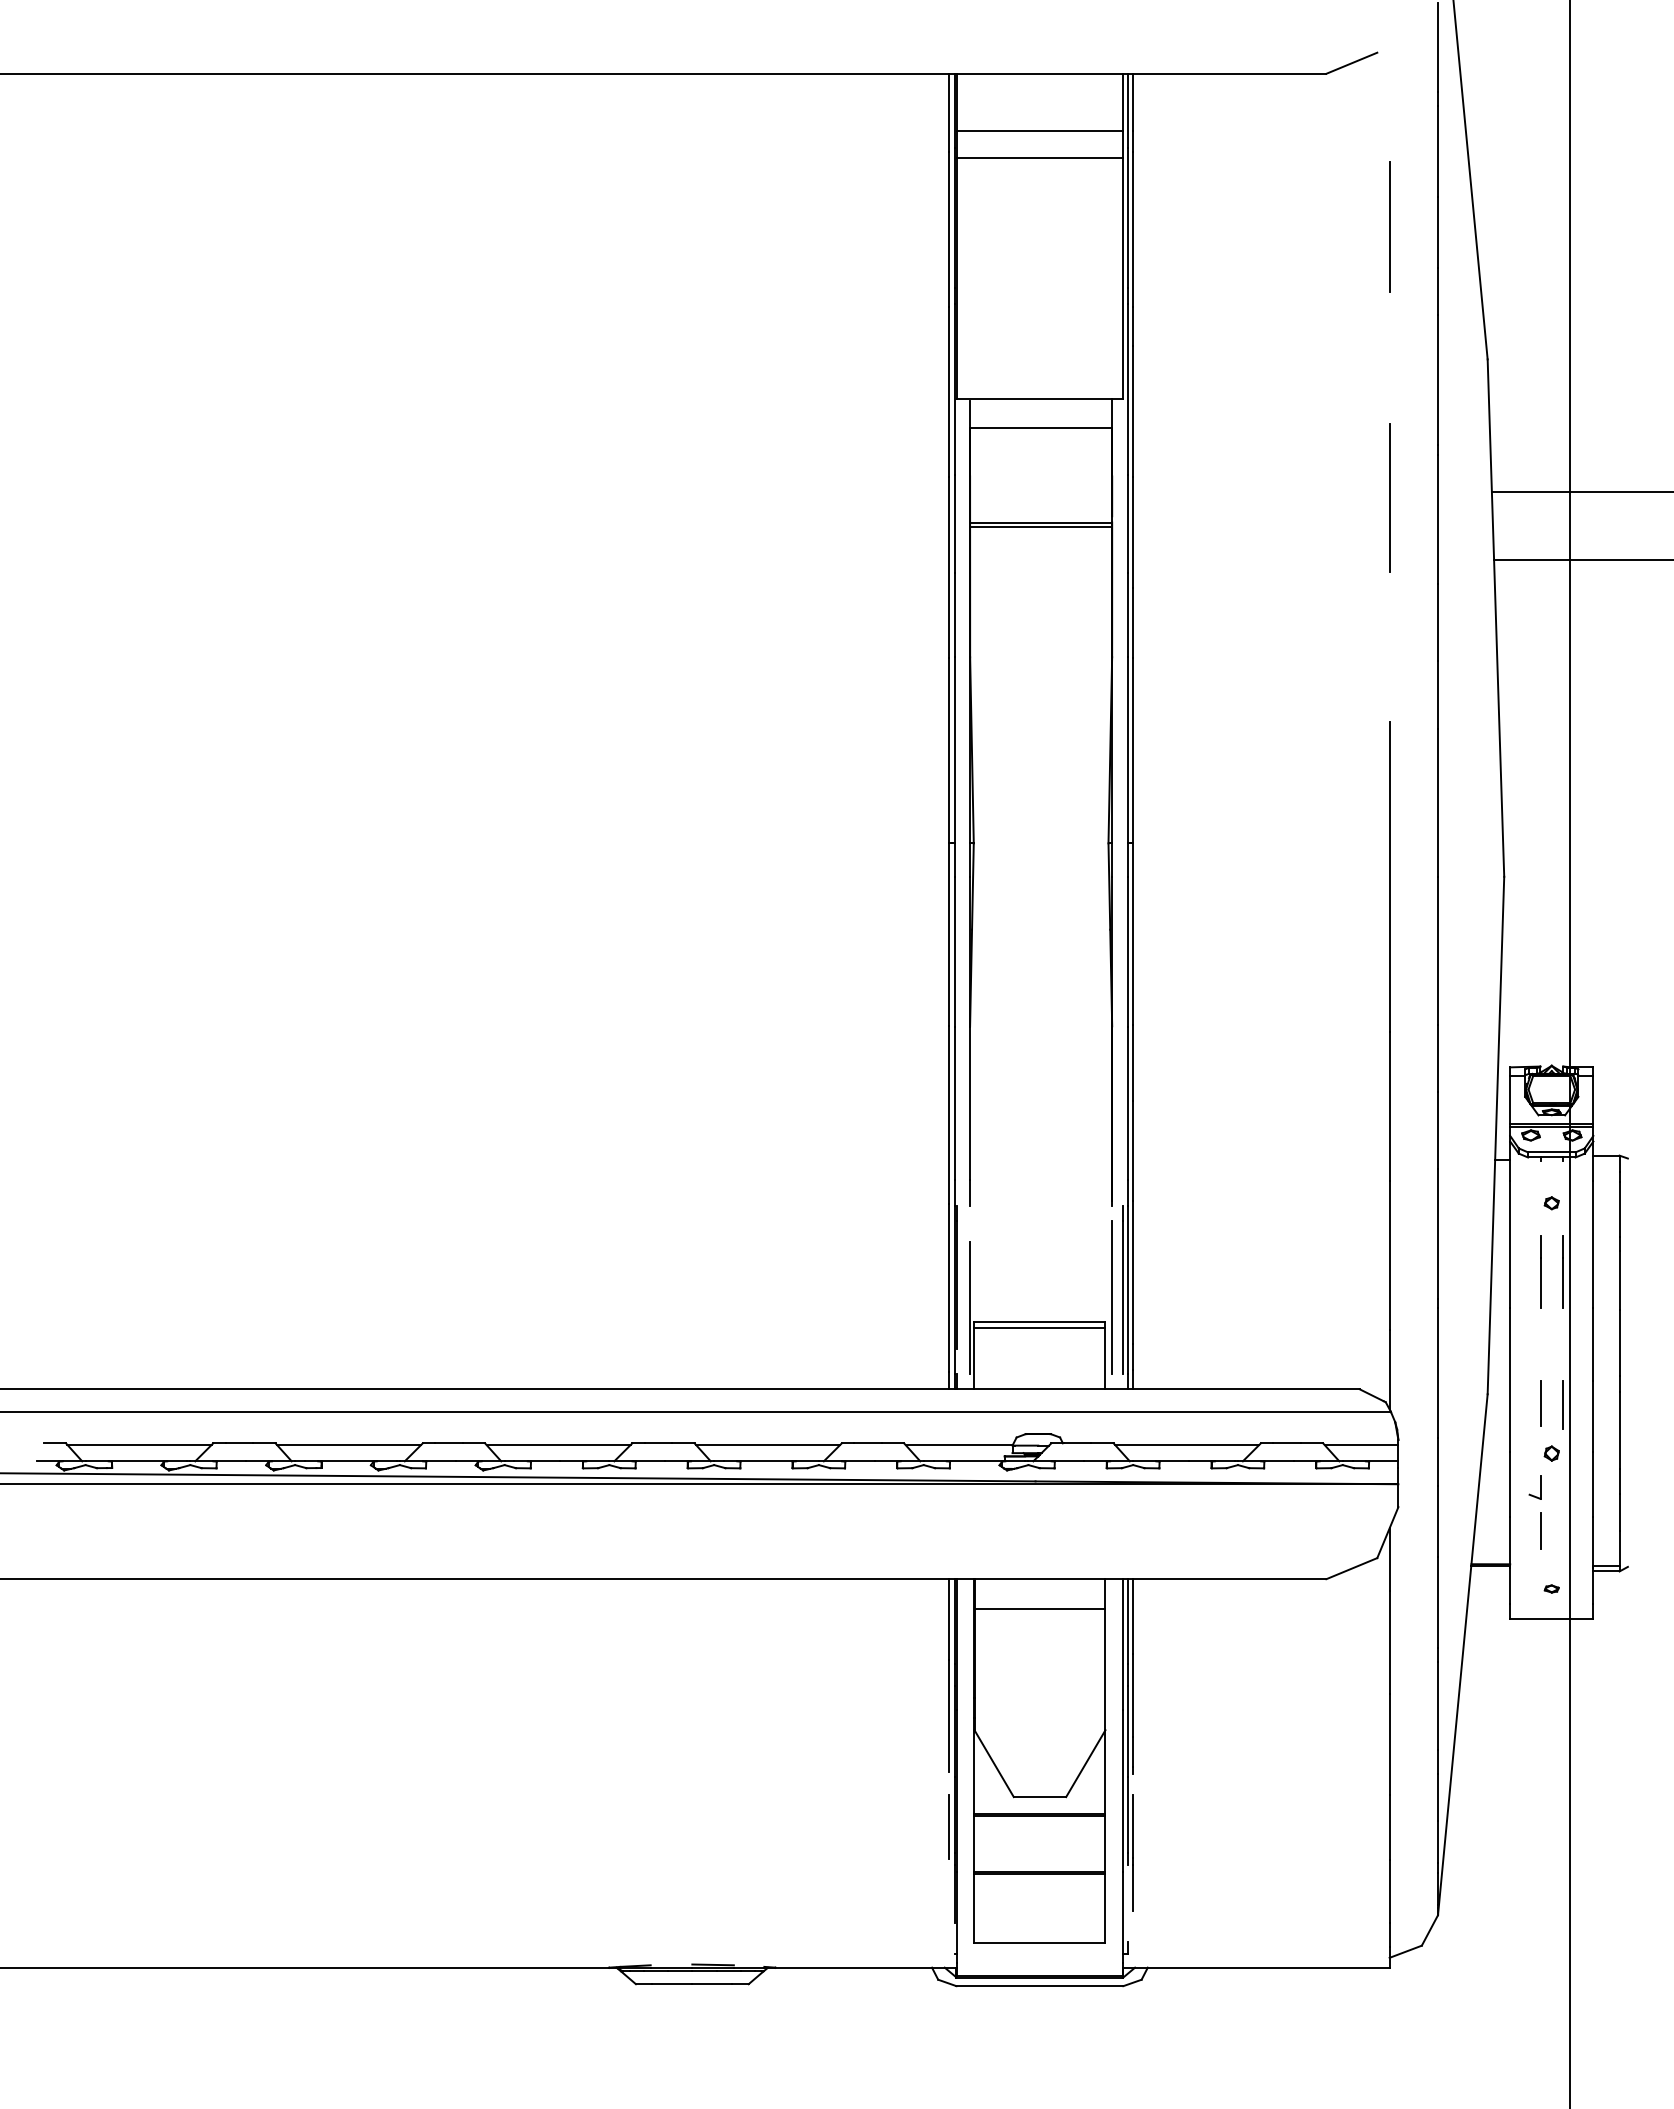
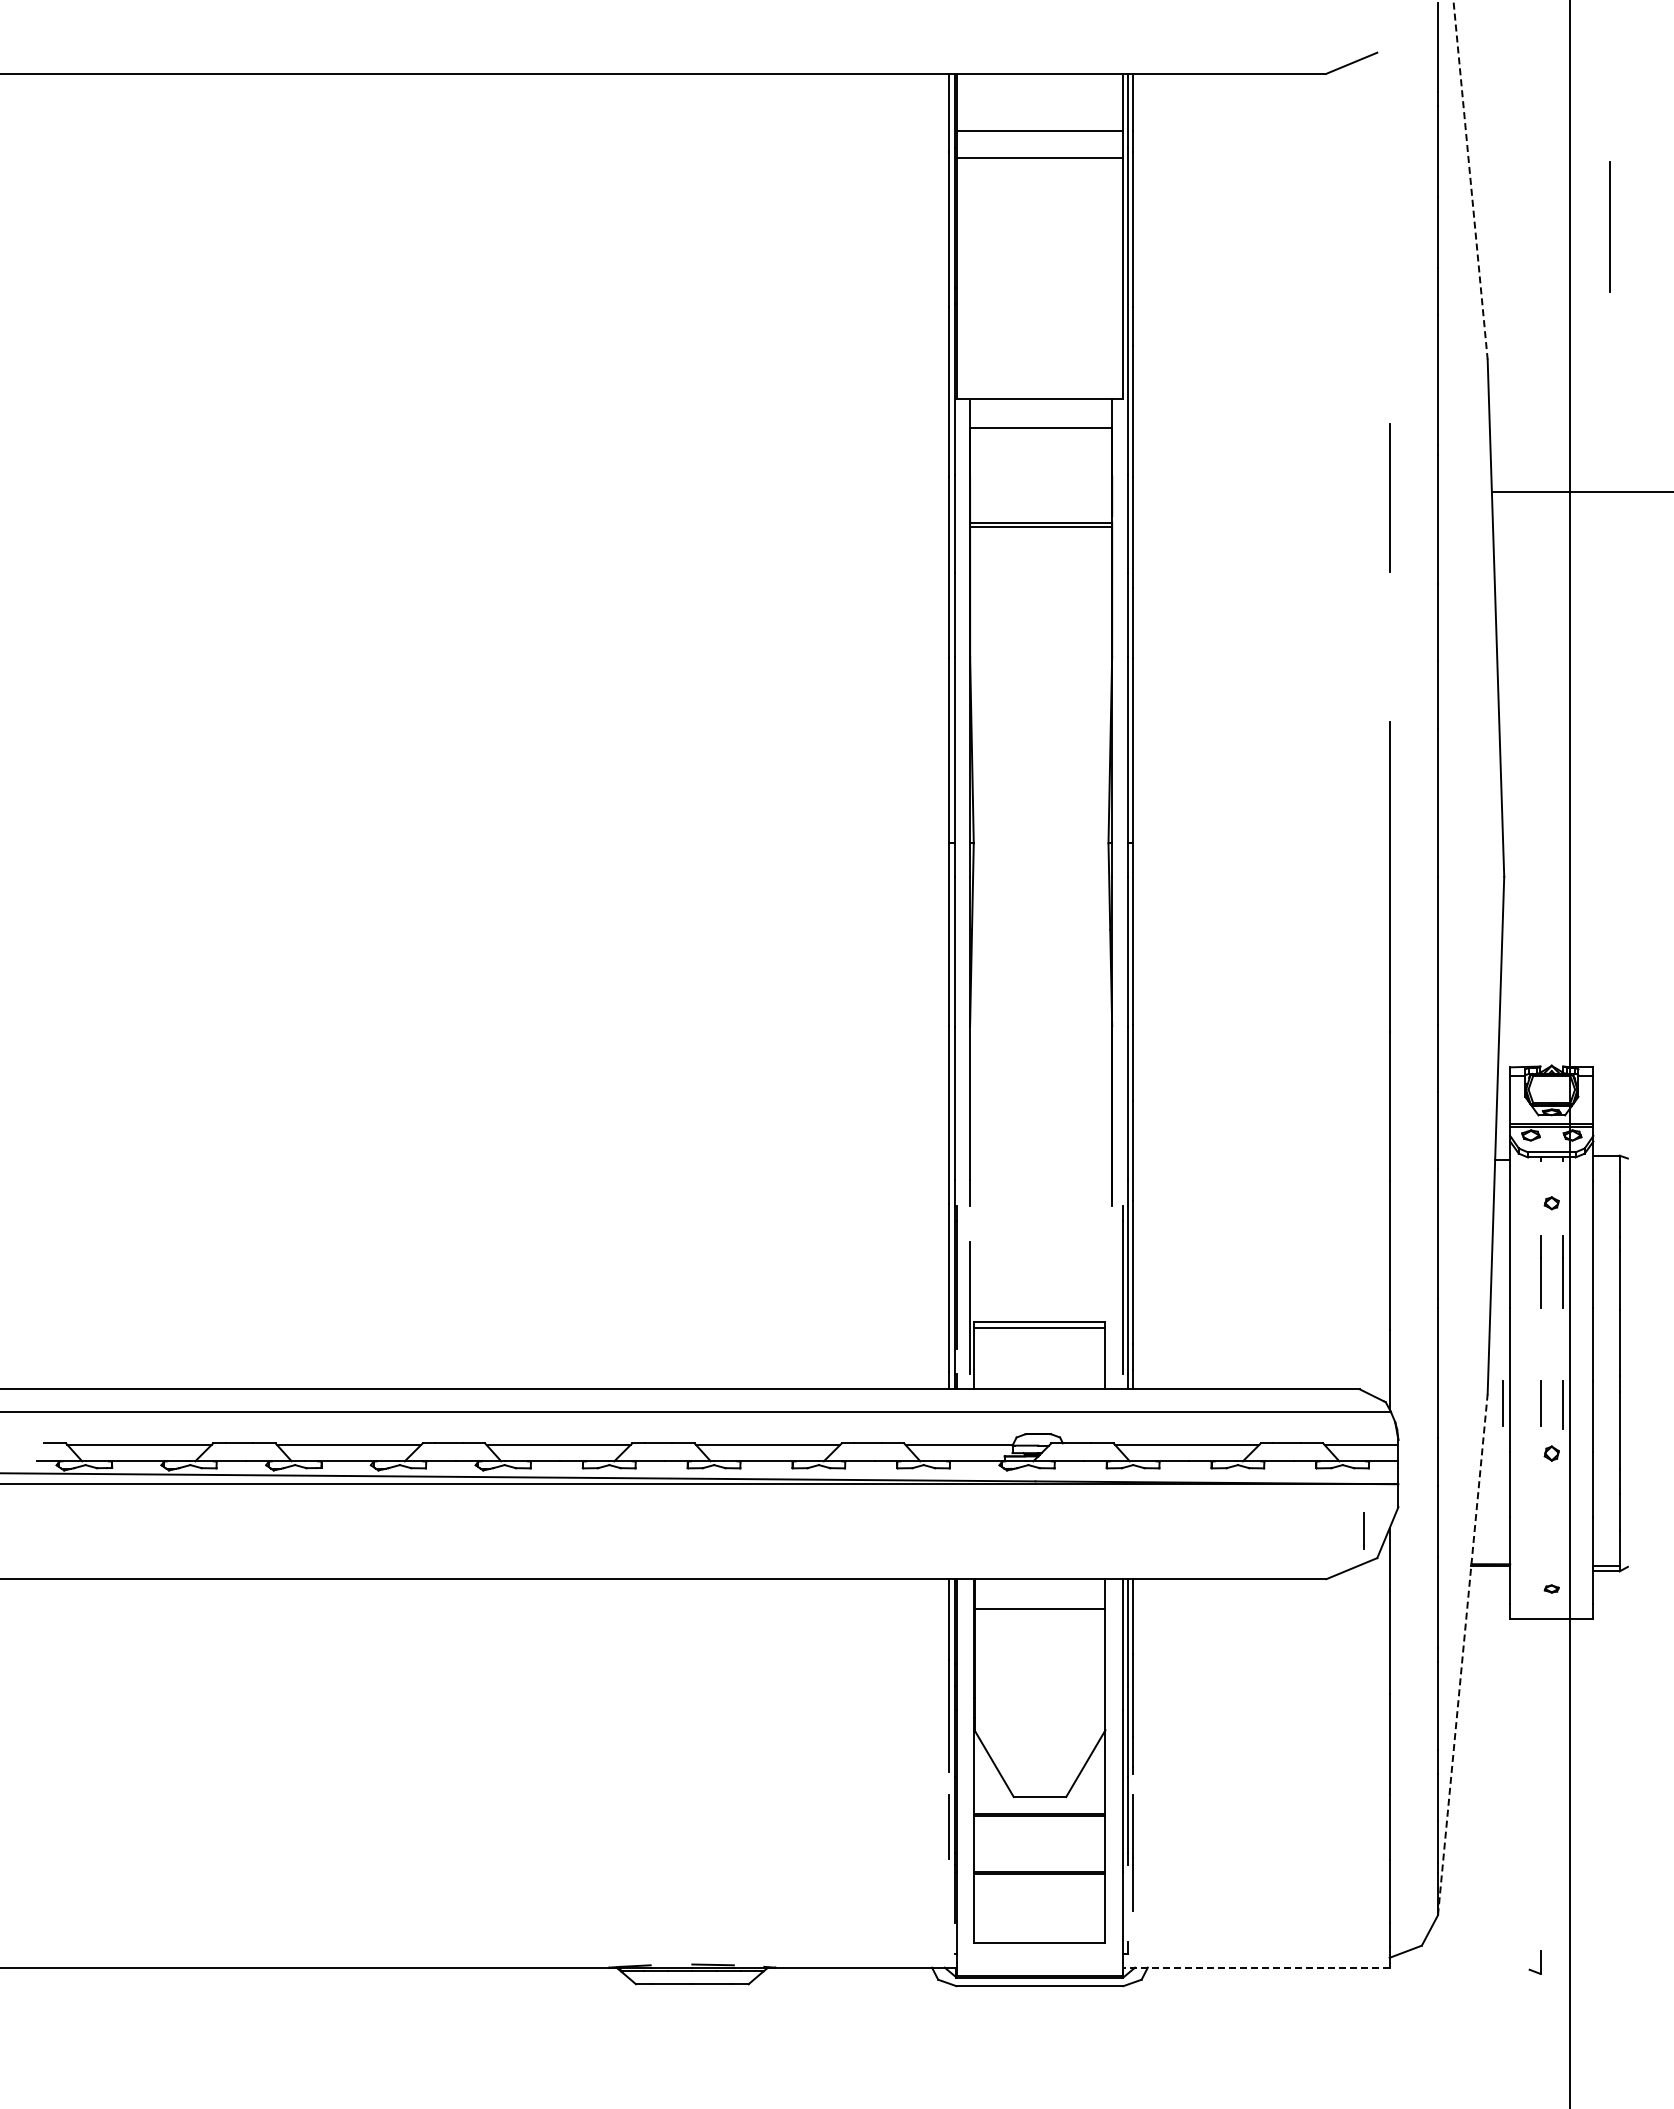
line: solid -> dashed (1470, 180)
line position: (1389, 226) -> (1609, 226) (1609, 226)
line: present -> none (1582, 560)
line: present -> none (1112, 1297)
line: none -> present (1502, 1403)
part position: (1534, 1487) -> (1534, 1962) (1534, 1962)
line position: (1540, 1530) -> (1363, 1530) (1363, 1530)
line: solid -> dashed (1462, 1654)
line: solid -> dashed (1255, 1967)
